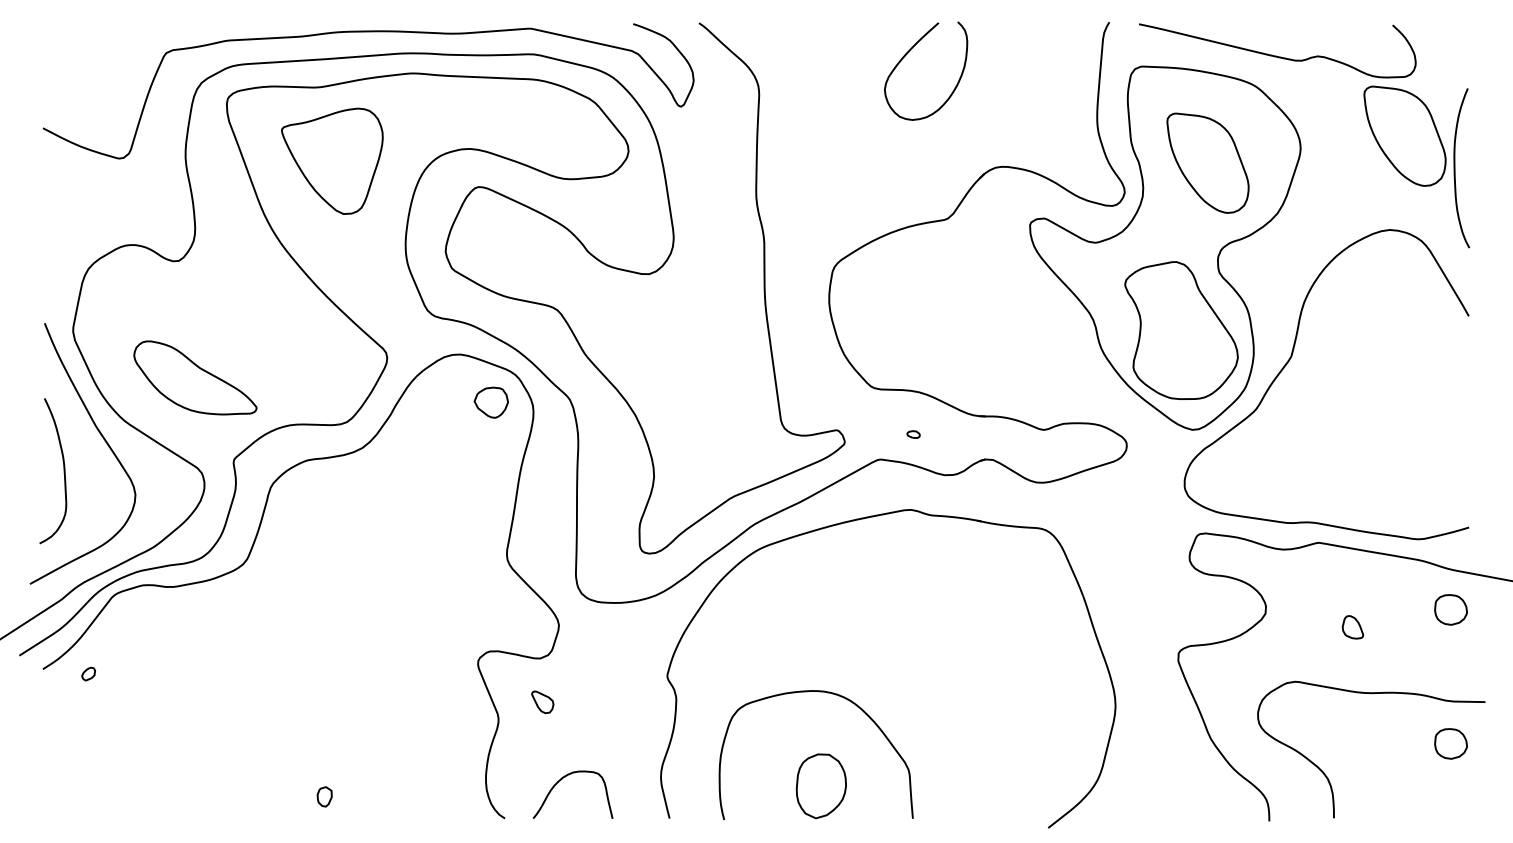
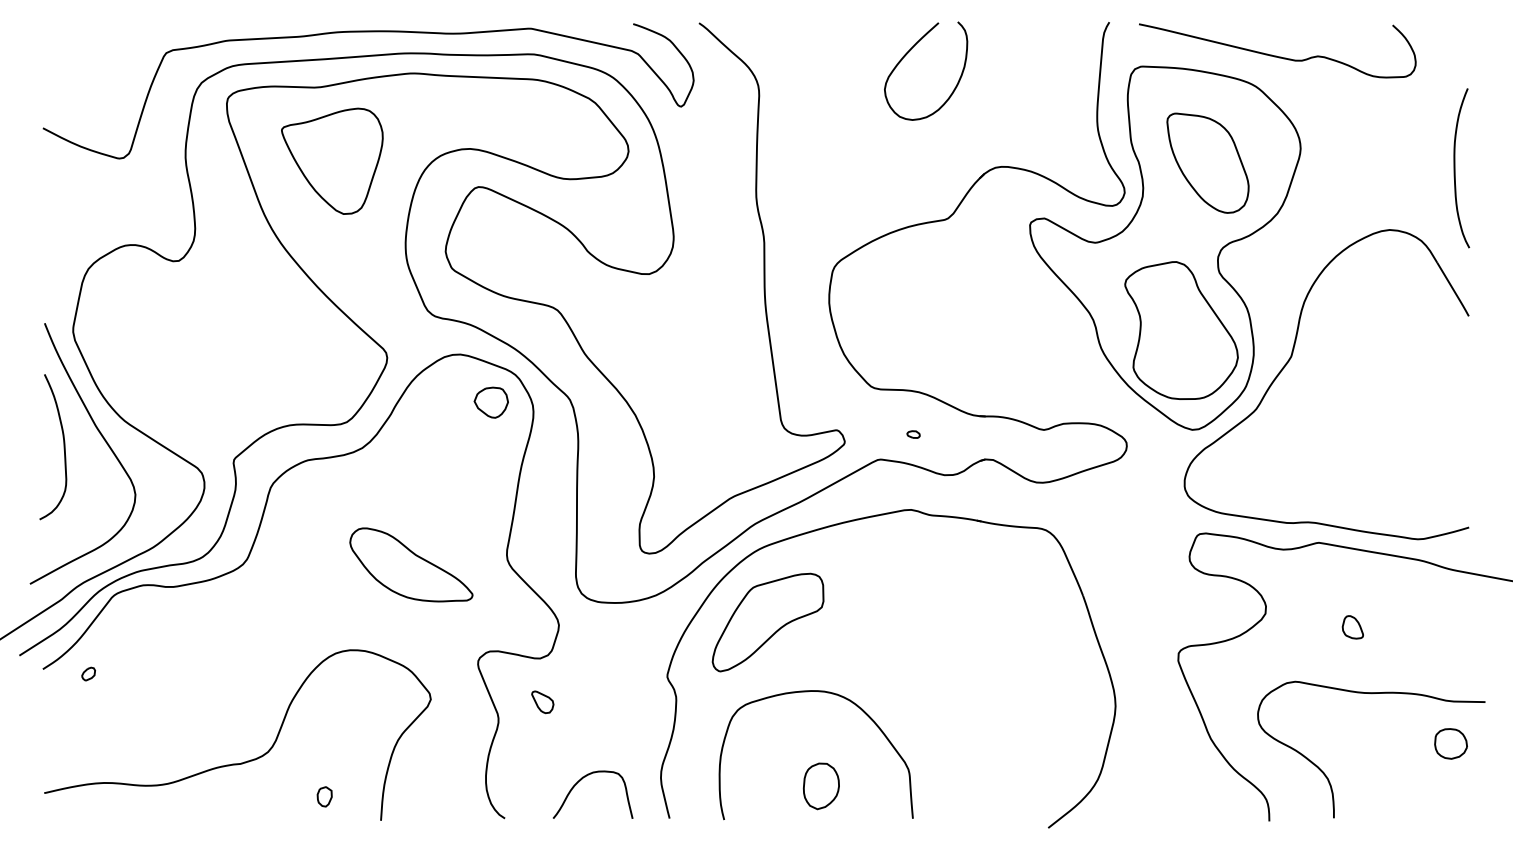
part: present -> none (1404, 135)
part position: (195, 377) -> (411, 564) (411, 564)
curve position: (63, 471) -> (63, 447) (63, 447)
part: present -> none (1450, 609)
part: none -> present (767, 622)
curve: none -> present (247, 760)
curve position: (560, 781) -> (580, 781) (580, 781)
part size: 52x67 px -> 37x49 px (821, 786)
